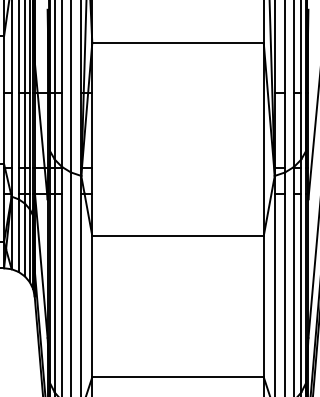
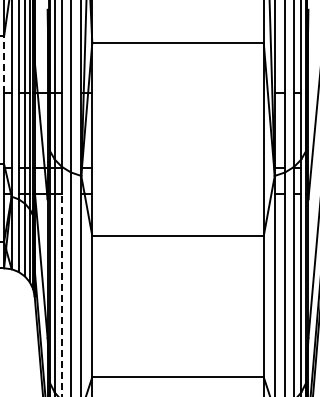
line: solid -> dashed (4, 64)
line: solid -> dashed (61, 295)
